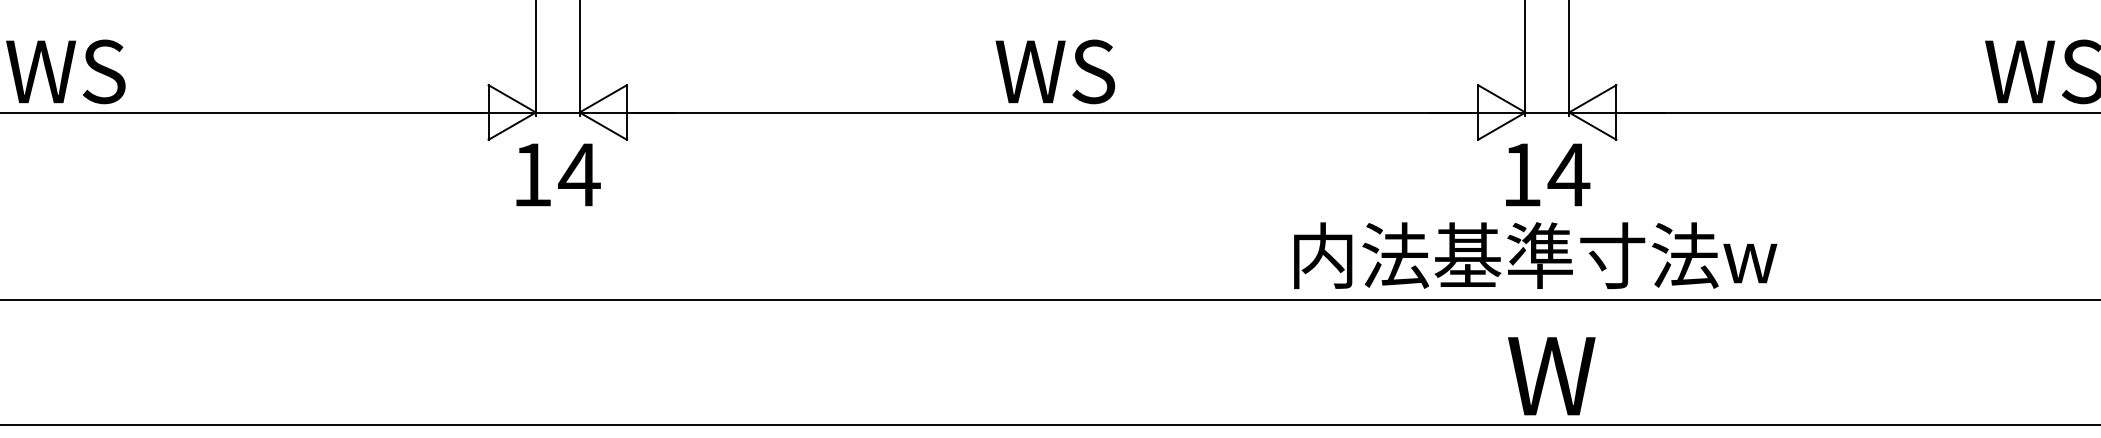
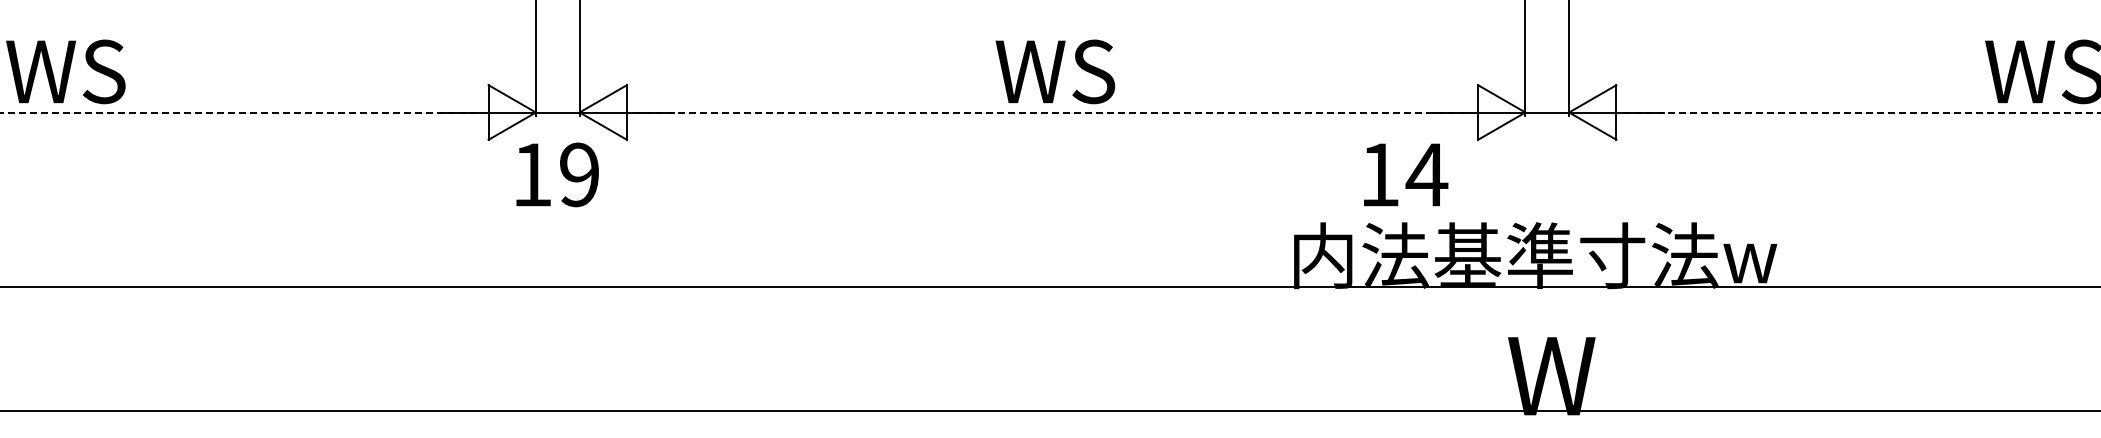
line: solid -> dashed (241, 112)
line: solid -> dashed (1053, 112)
line: solid -> dashed (1862, 112)
text: 14 -> 19 (579, 174)
text position: (1548, 174) -> (1406, 174) (1406, 174)
line position: (1049, 299) -> (1049, 286) (1049, 286)
line position: (1049, 424) -> (1049, 410) (1049, 410)
